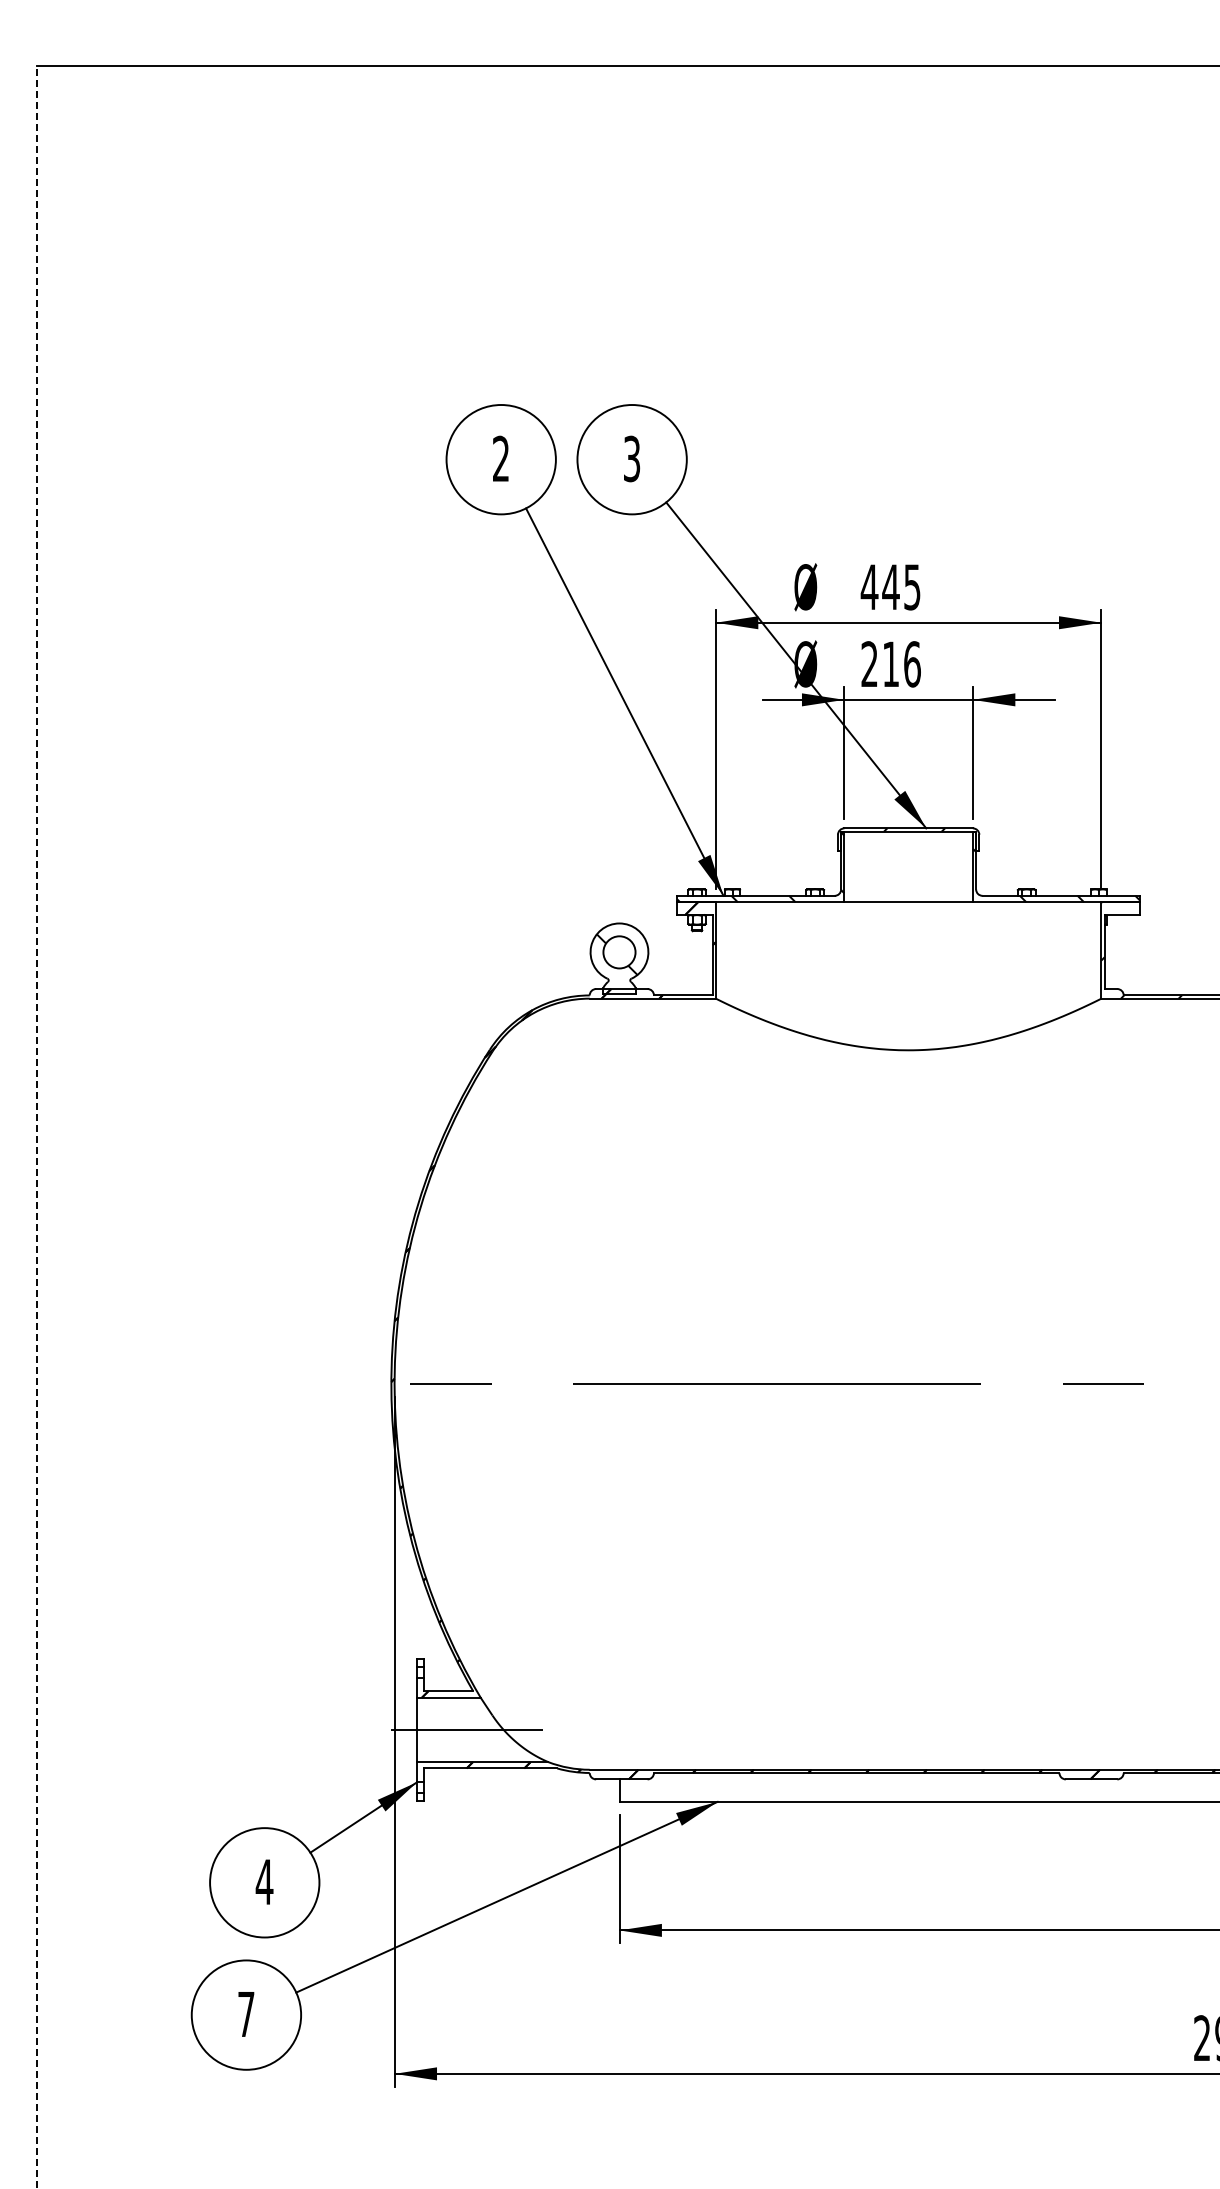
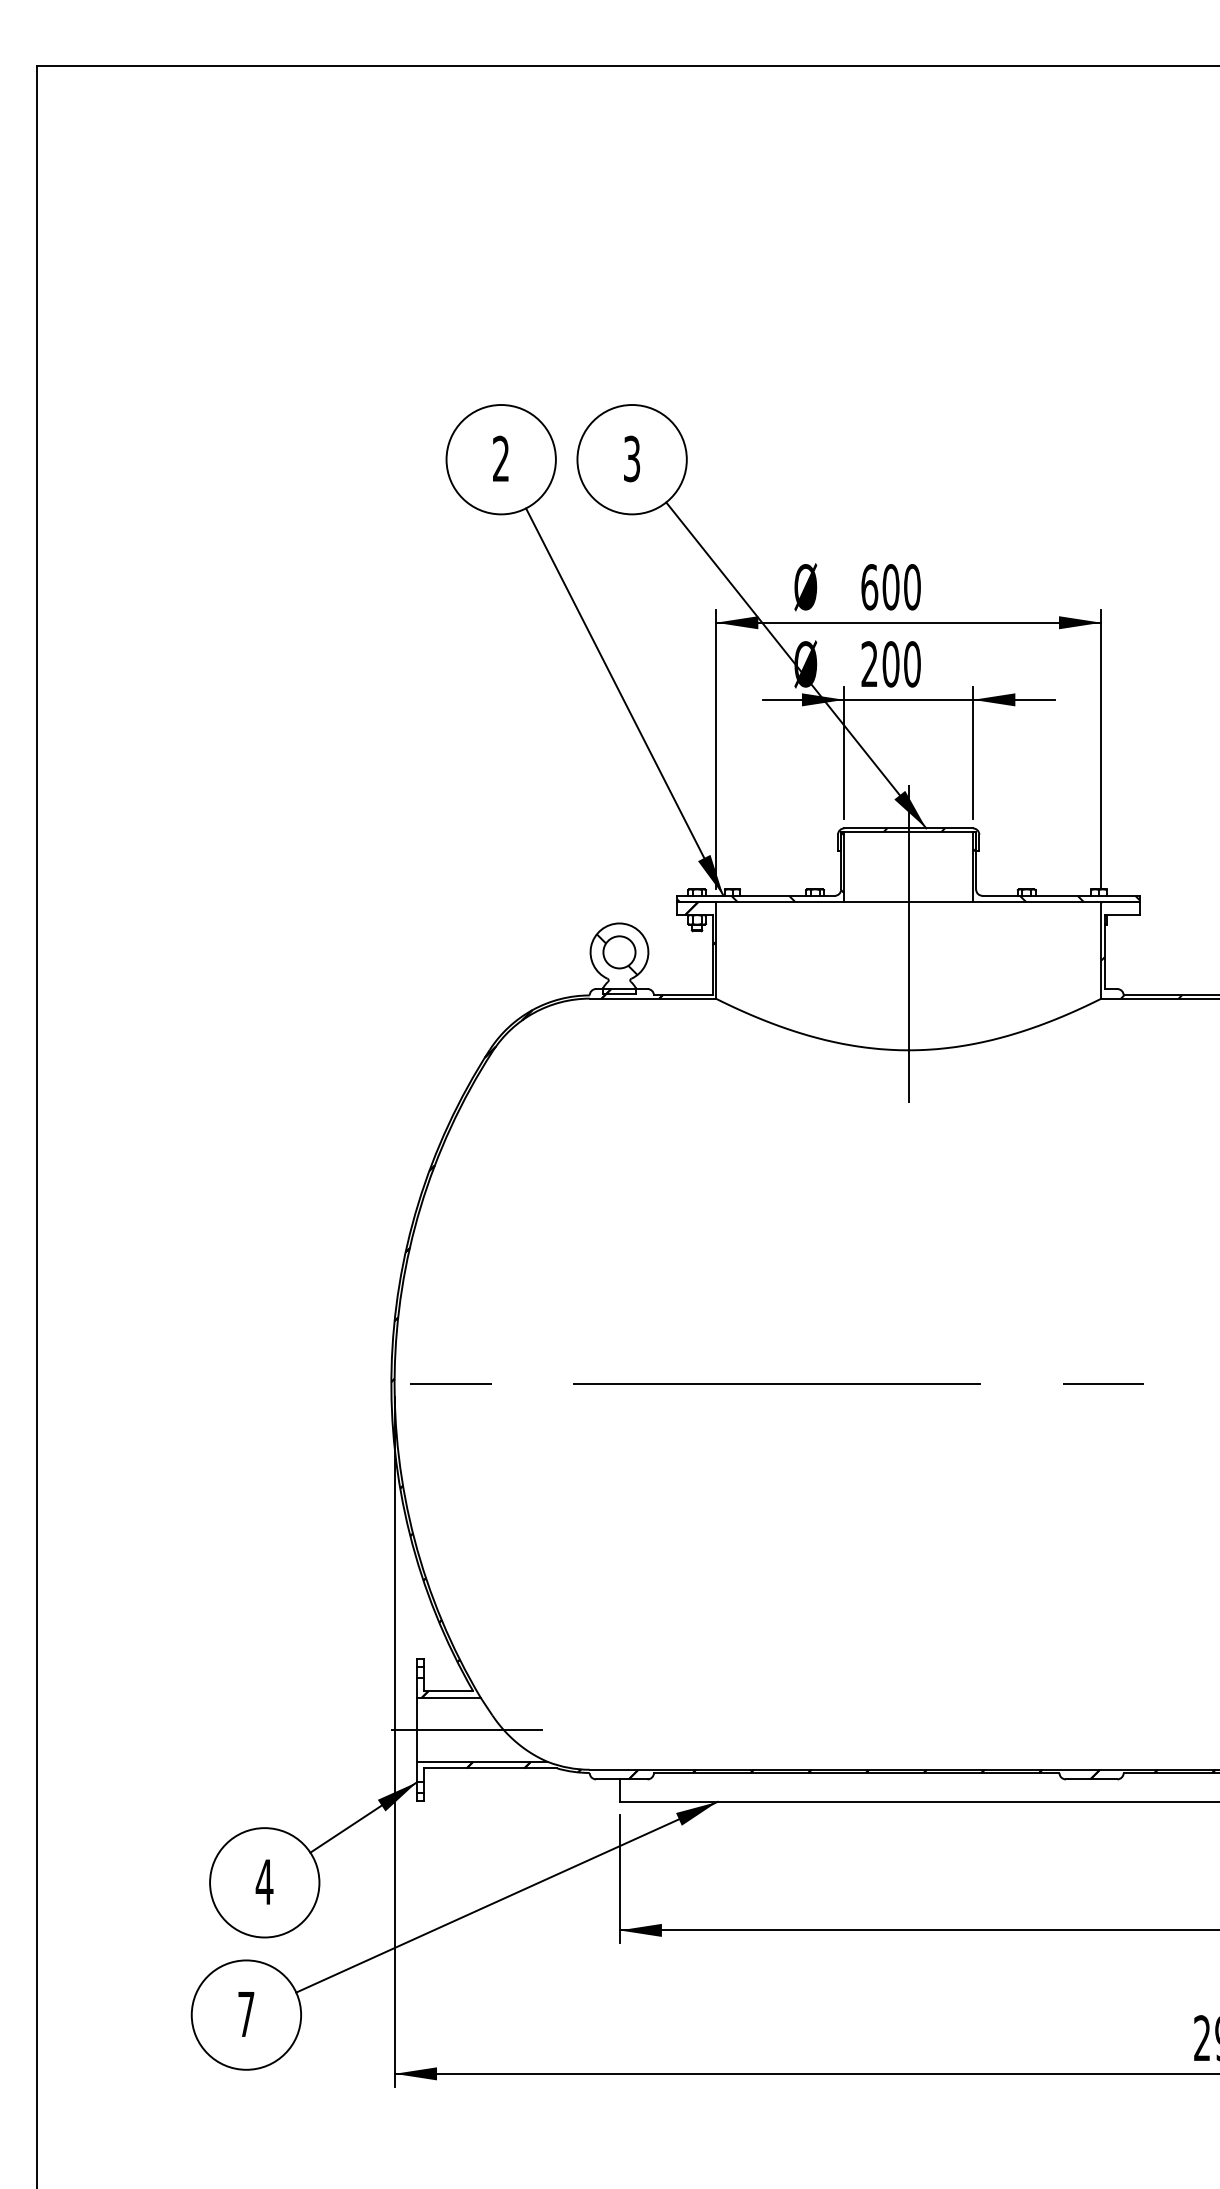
text: 445 -> 600 (890, 587)
text: 216 -> 200 (901, 664)
line: none -> present (908, 944)
line: dashed -> solid (36, 1126)
